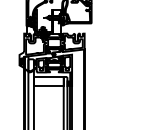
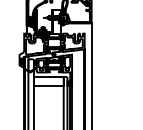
line: none -> present (91, 74)
